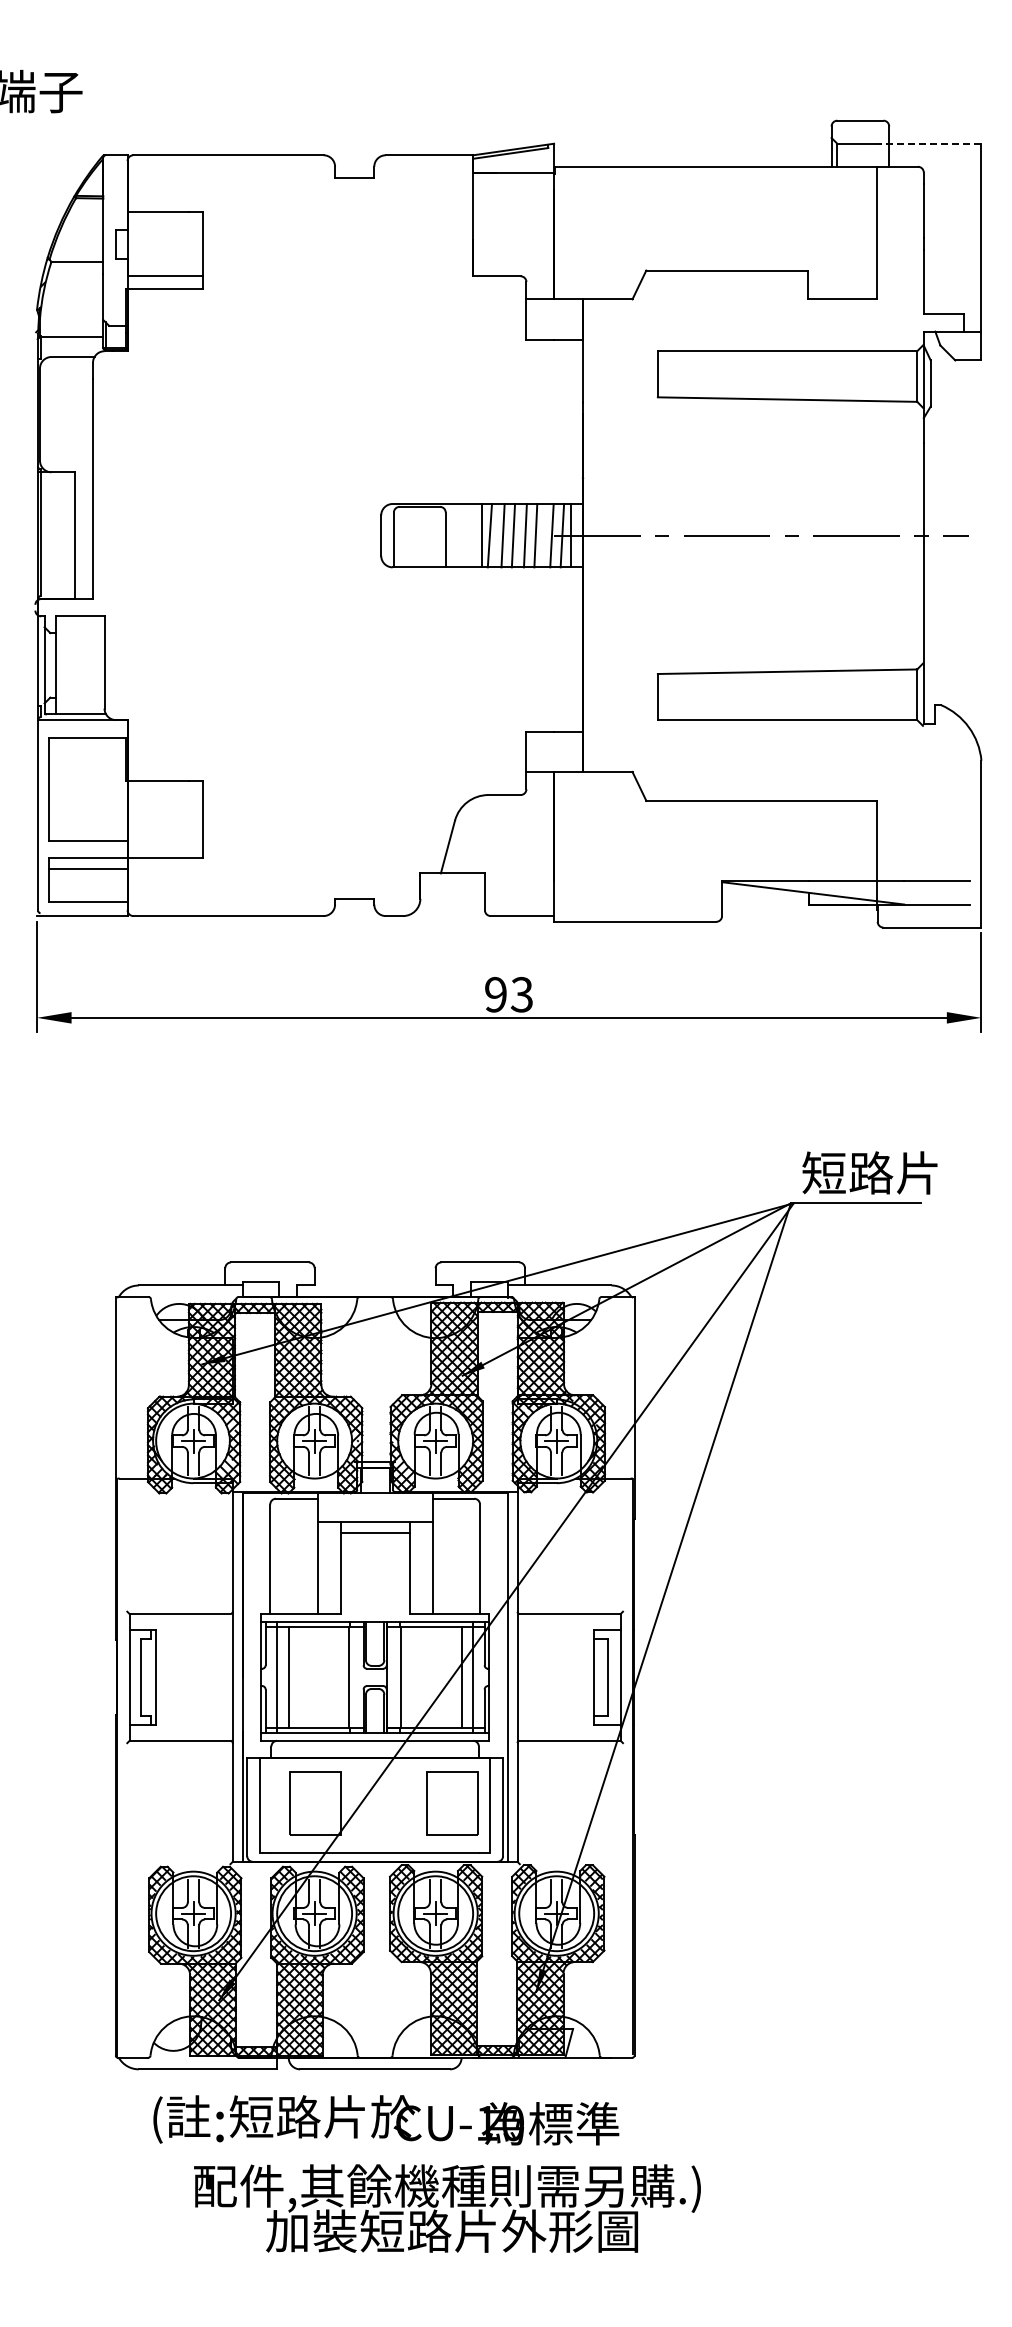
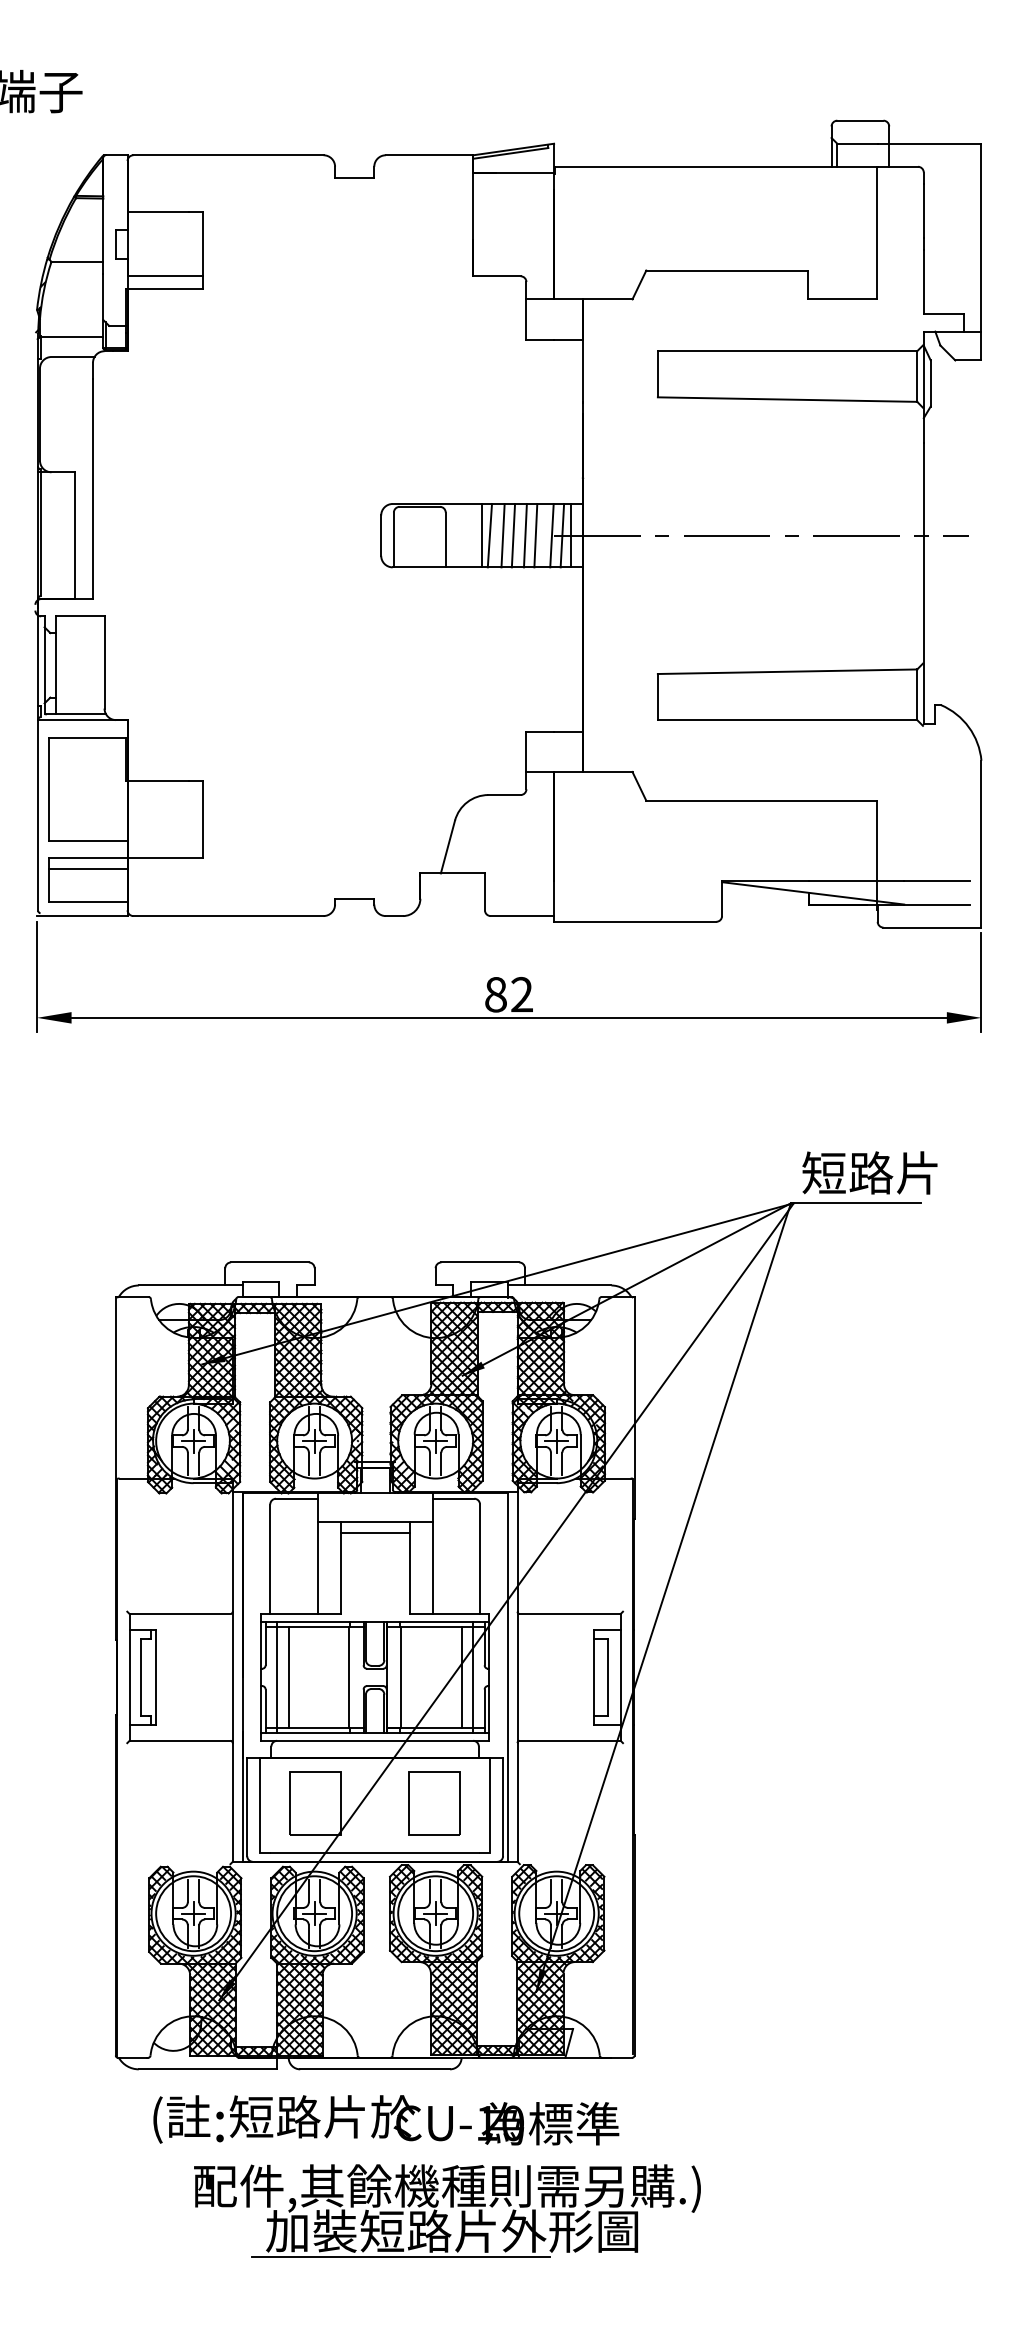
line: dashed -> solid (929, 143)
text: 93 -> 82 (508, 994)
part position: (452, 1803) -> (434, 1803) (434, 1803)
line: none -> present (400, 2257)
